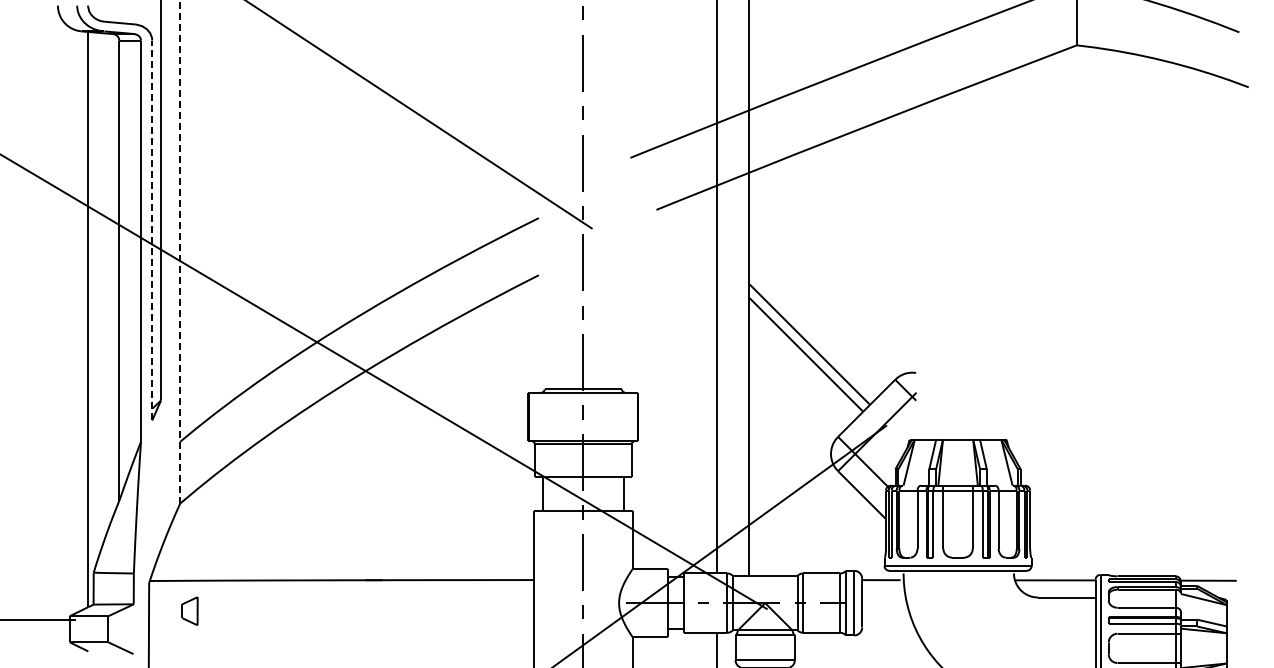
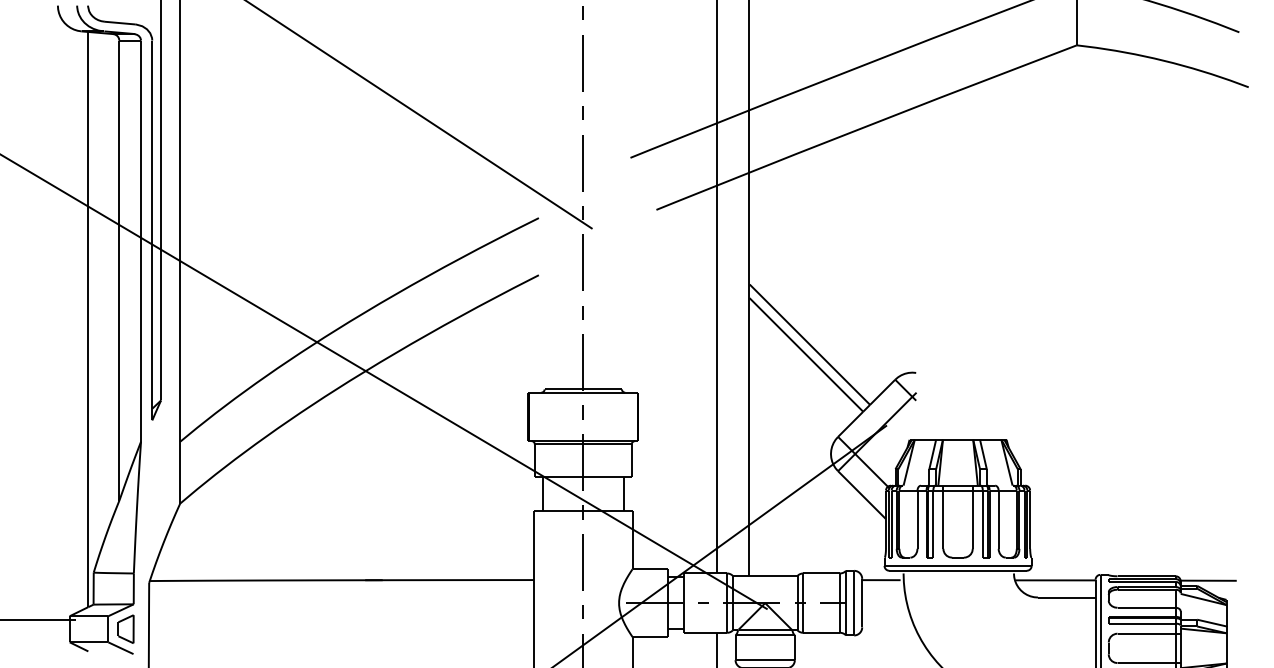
line: dashed -> solid (152, 230)
line: dashed -> solid (180, 252)
part position: (189, 610) -> (125, 628) (125, 628)
